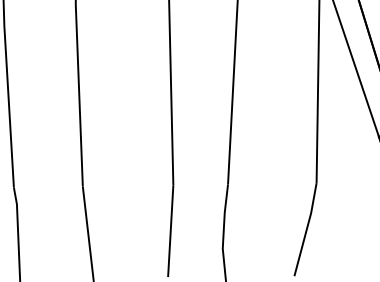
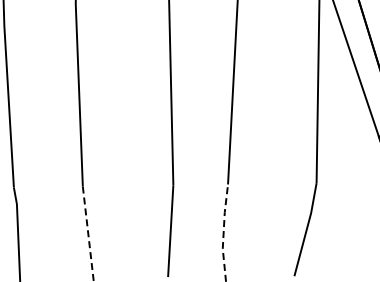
line: solid -> dashed (223, 232)
line: solid -> dashed (88, 233)
